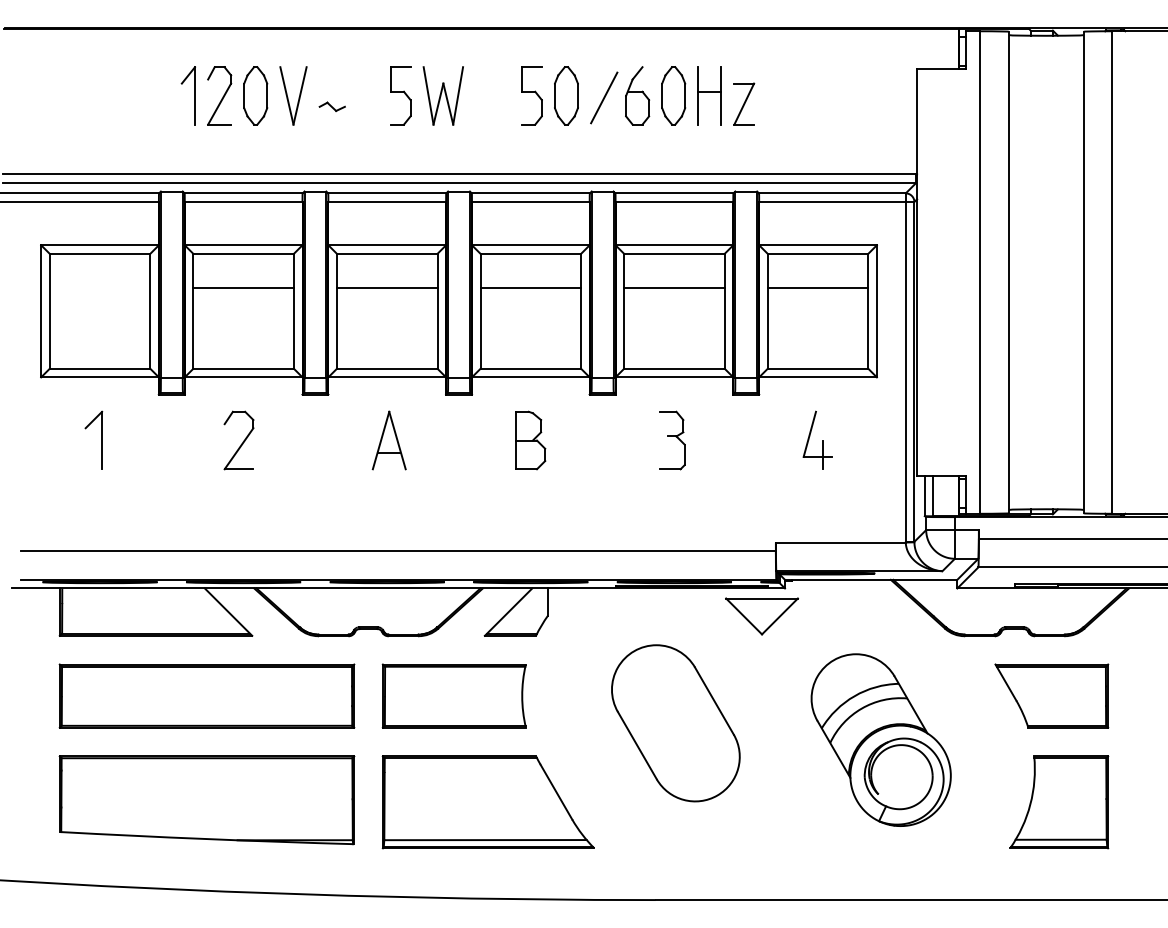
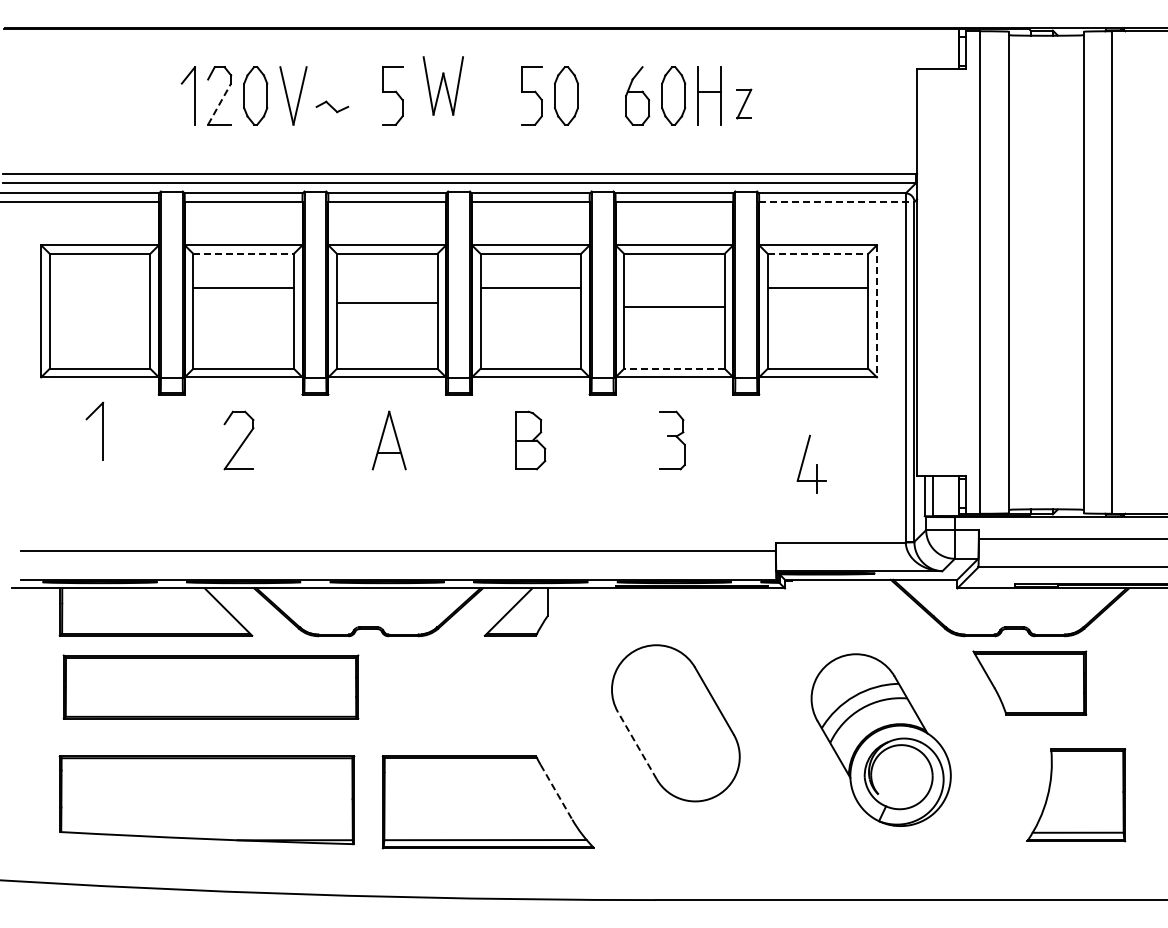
part position: (400, 95) -> (392, 95) (392, 95)
part position: (442, 95) -> (442, 85) (442, 85)
line: present -> none (604, 97)
part size: 23x44 px -> 17x32 px (744, 103)
line: solid -> dashed (219, 104)
part size: 28x11 px -> 35x14 px (332, 106)
line: solid -> dashed (836, 202)
line: solid -> dashed (244, 253)
line: solid -> dashed (818, 253)
line position: (386, 288) -> (386, 303) (386, 303)
line position: (674, 288) -> (674, 307) (674, 307)
line: solid -> dashed (876, 311)
line: solid -> dashed (673, 368)
part position: (101, 439) -> (102, 430) (102, 430)
part position: (817, 439) -> (811, 463) (811, 463)
part: present -> none (761, 616)
part position: (206, 695) -> (210, 686) (210, 686)
part: present -> none (453, 695)
part position: (1051, 695) -> (1029, 682) (1029, 682)
line: solid -> dashed (637, 745)
line: solid -> dashed (556, 792)
part position: (1059, 802) -> (1076, 795) (1076, 795)
